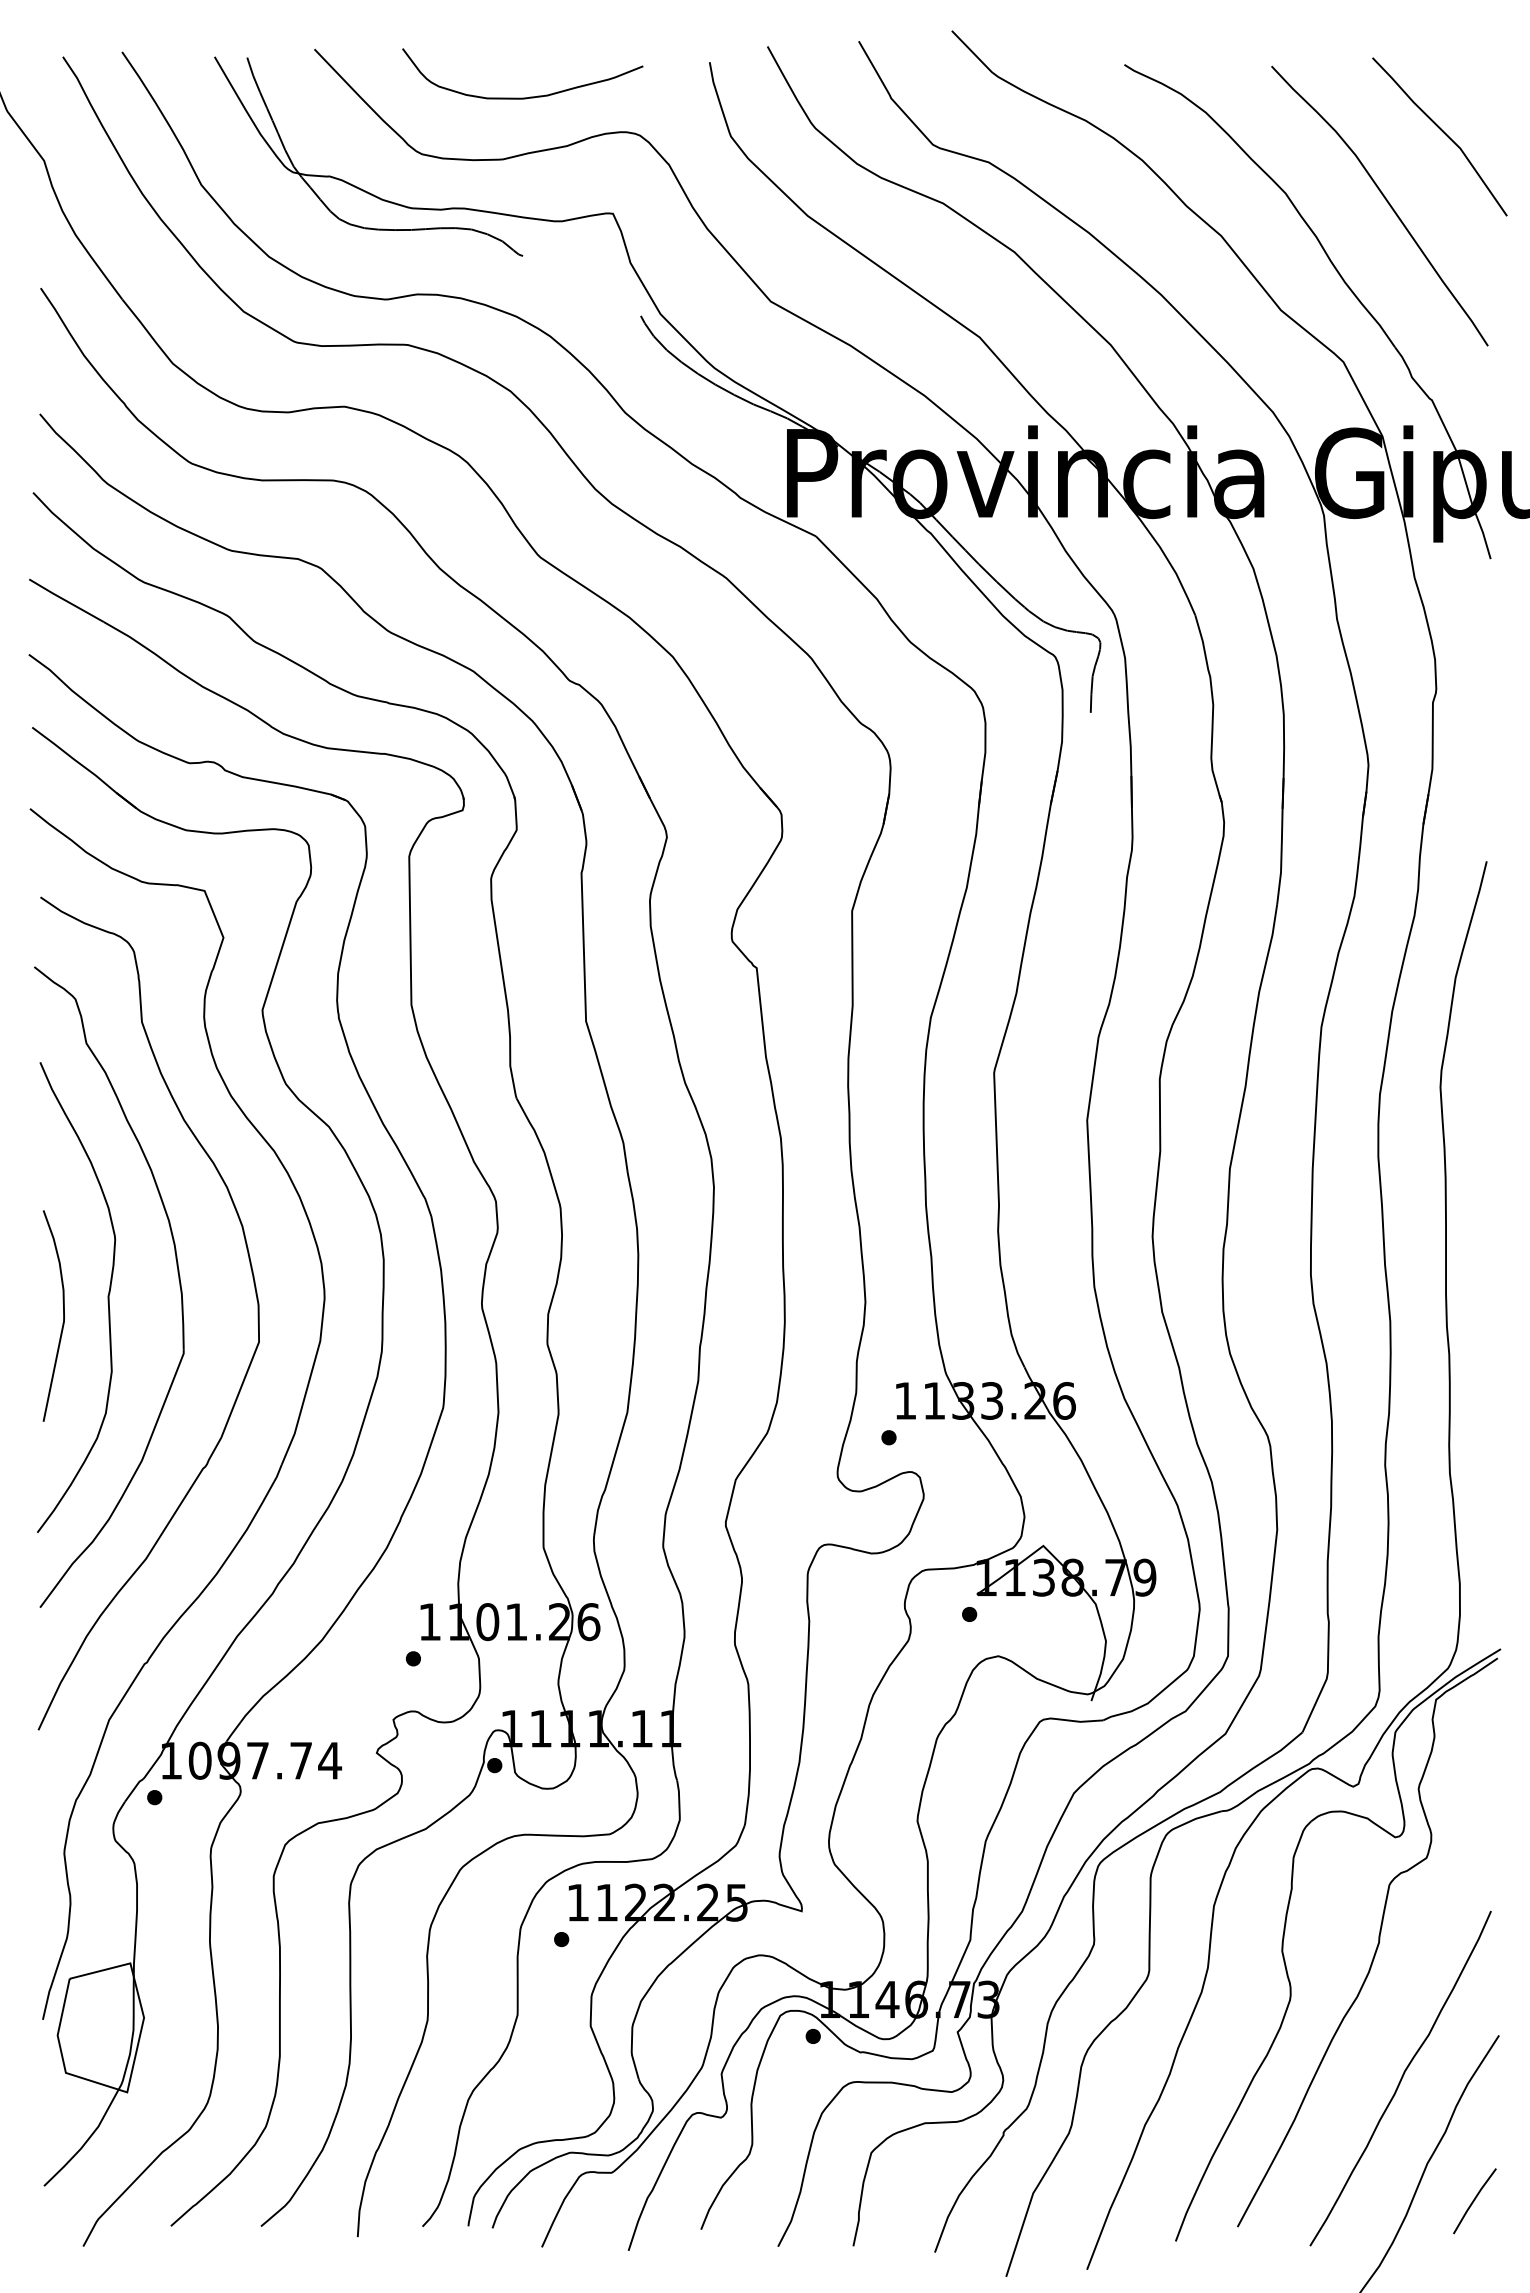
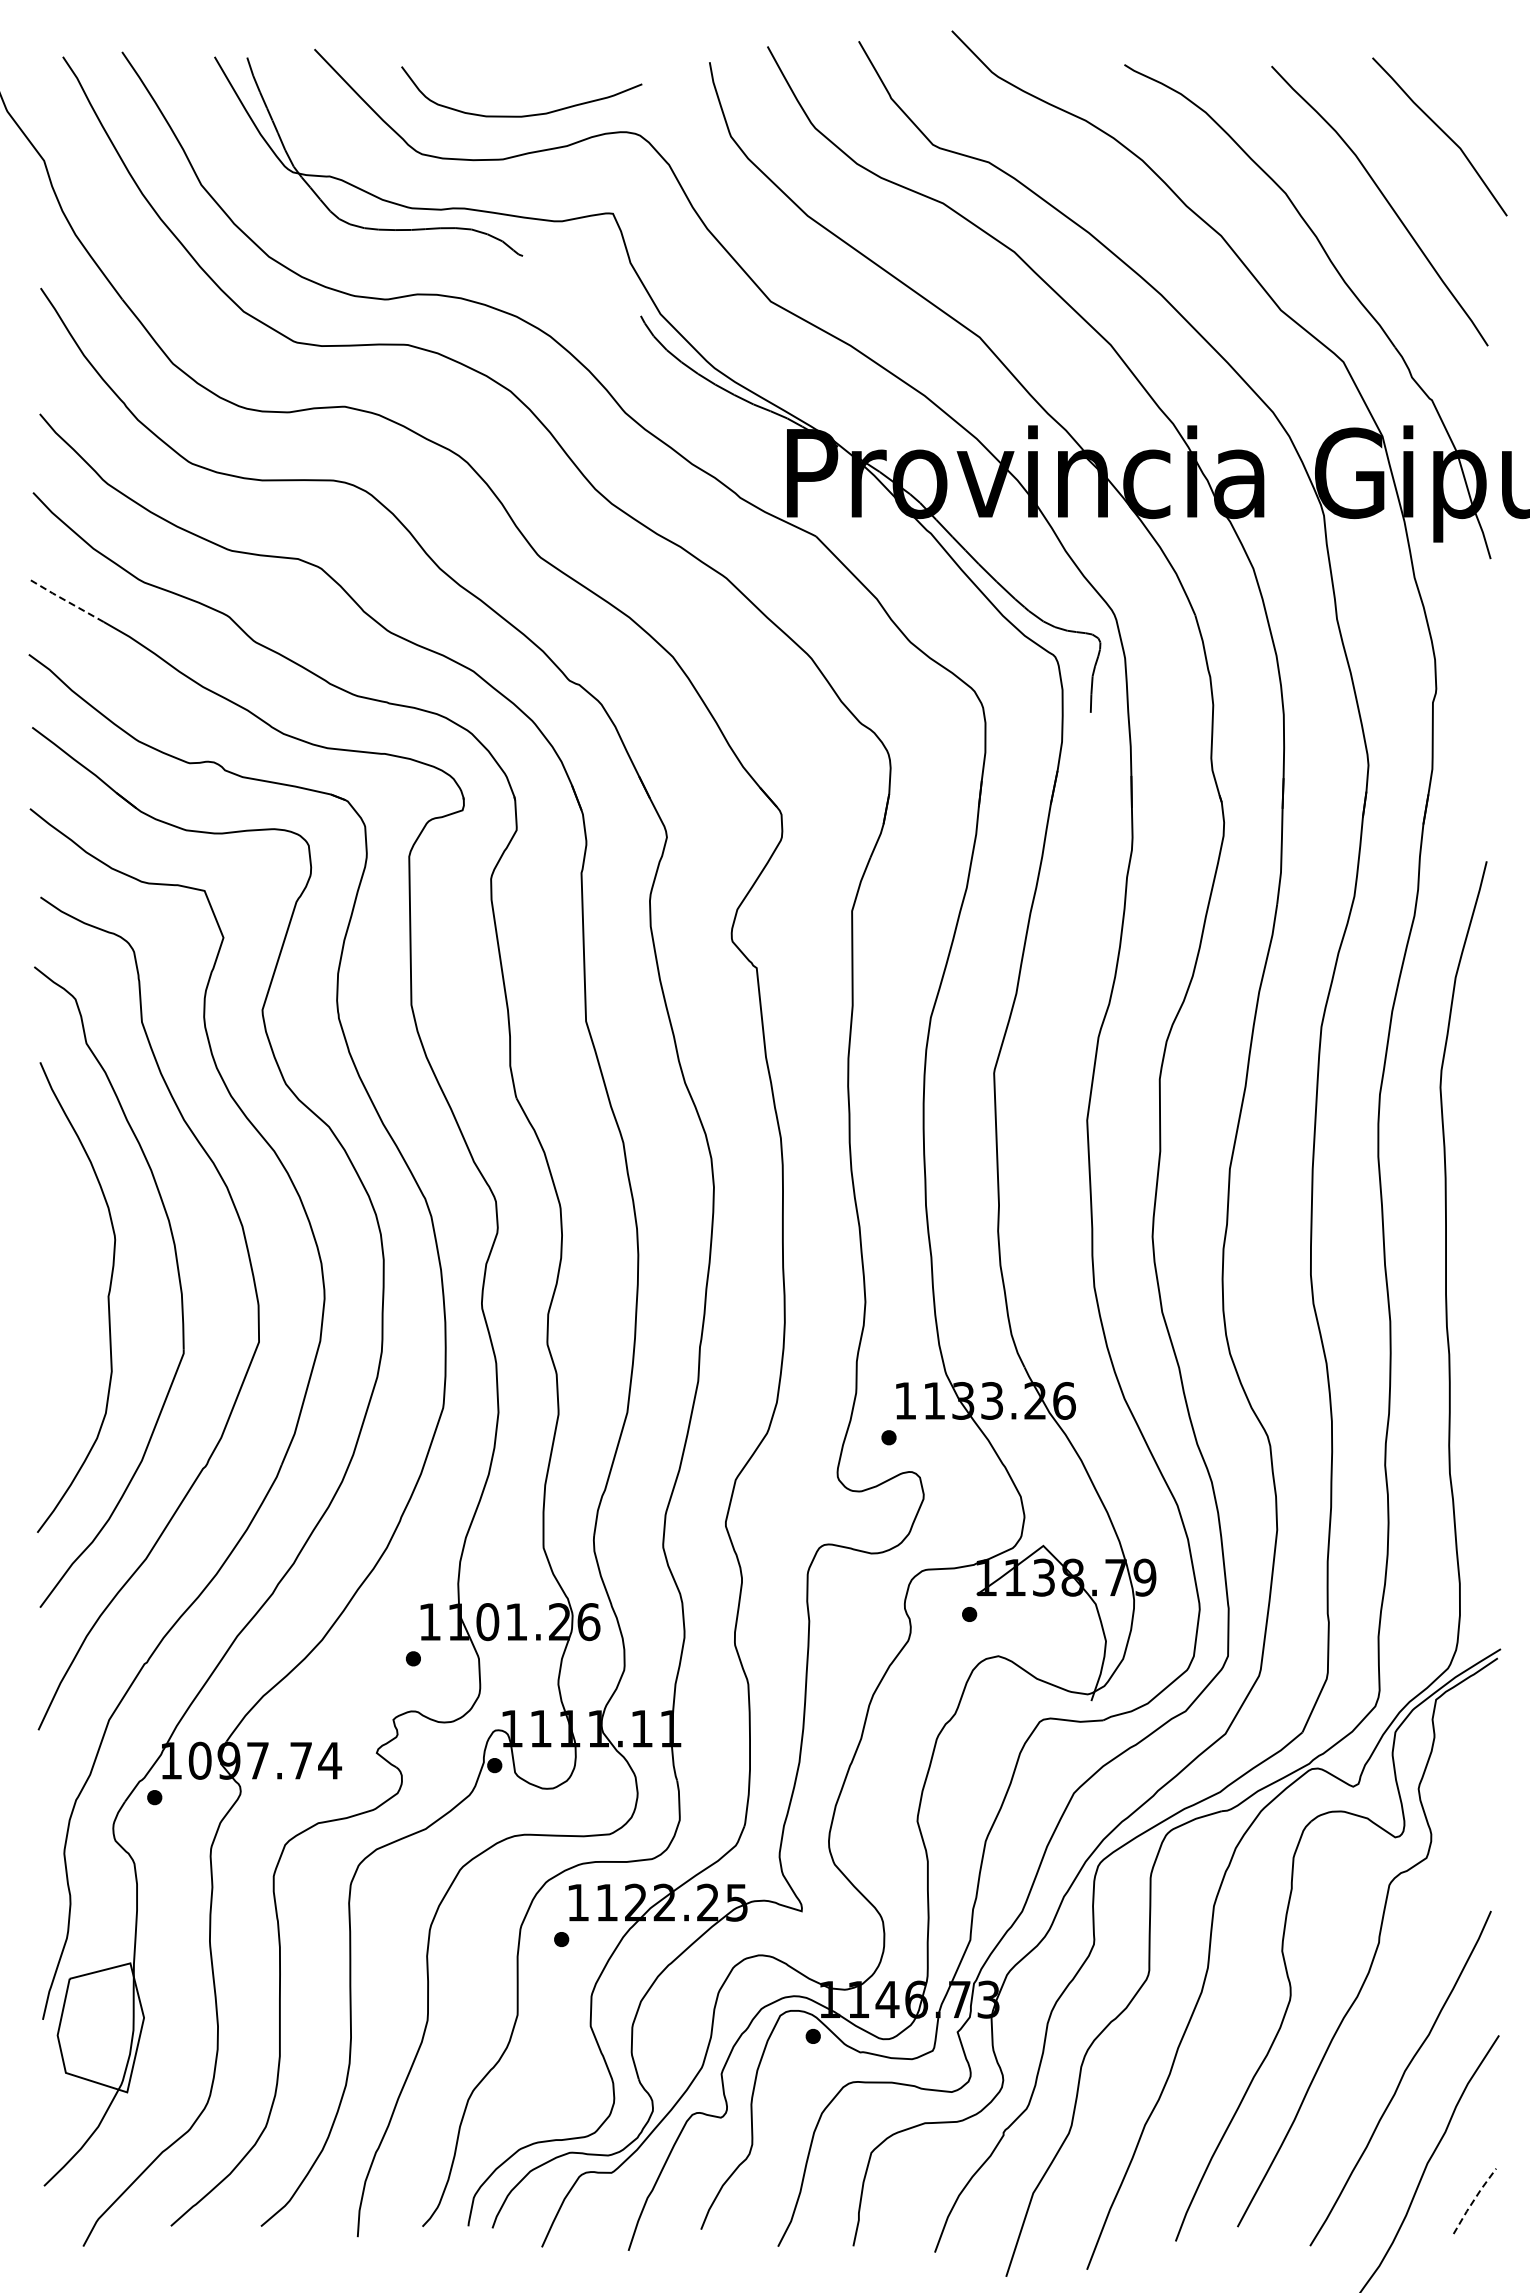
curve position: (522, 97) -> (521, 115) (521, 115)
line: solid -> dashed (65, 600)
curve: present -> none (63, 1315)
line: solid -> dashed (1473, 2200)
